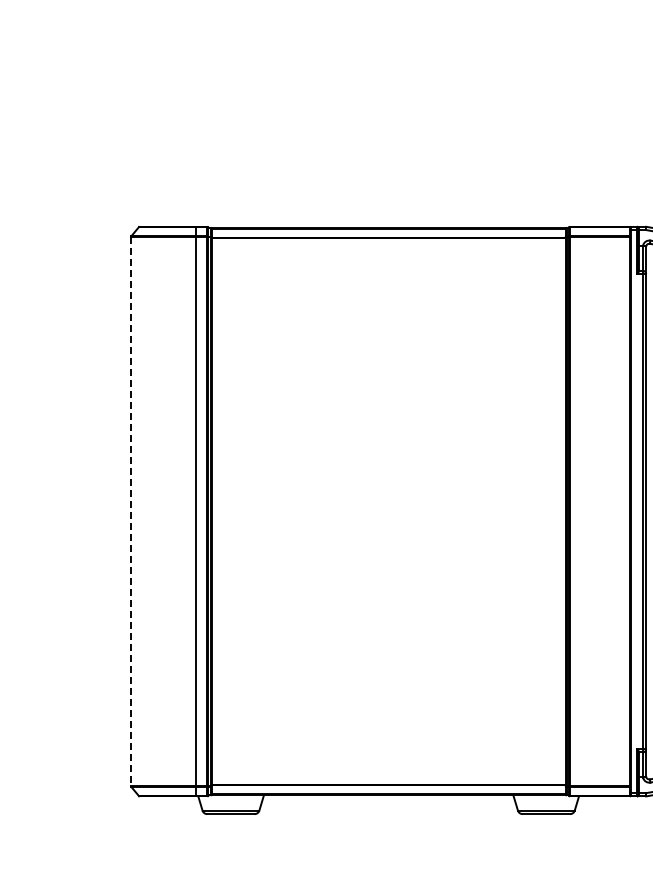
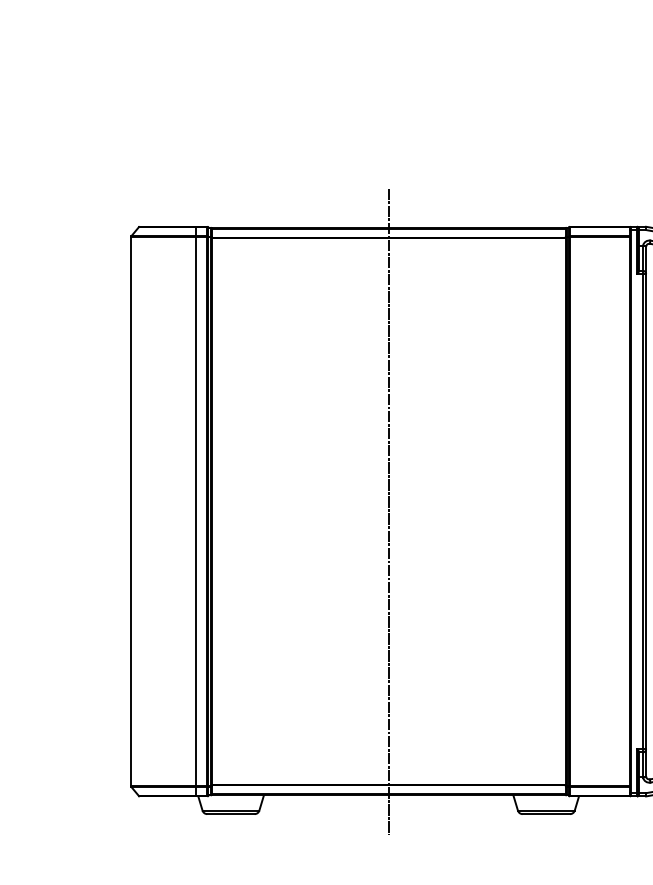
line: dashed -> solid (131, 511)
line: none -> present (388, 511)
